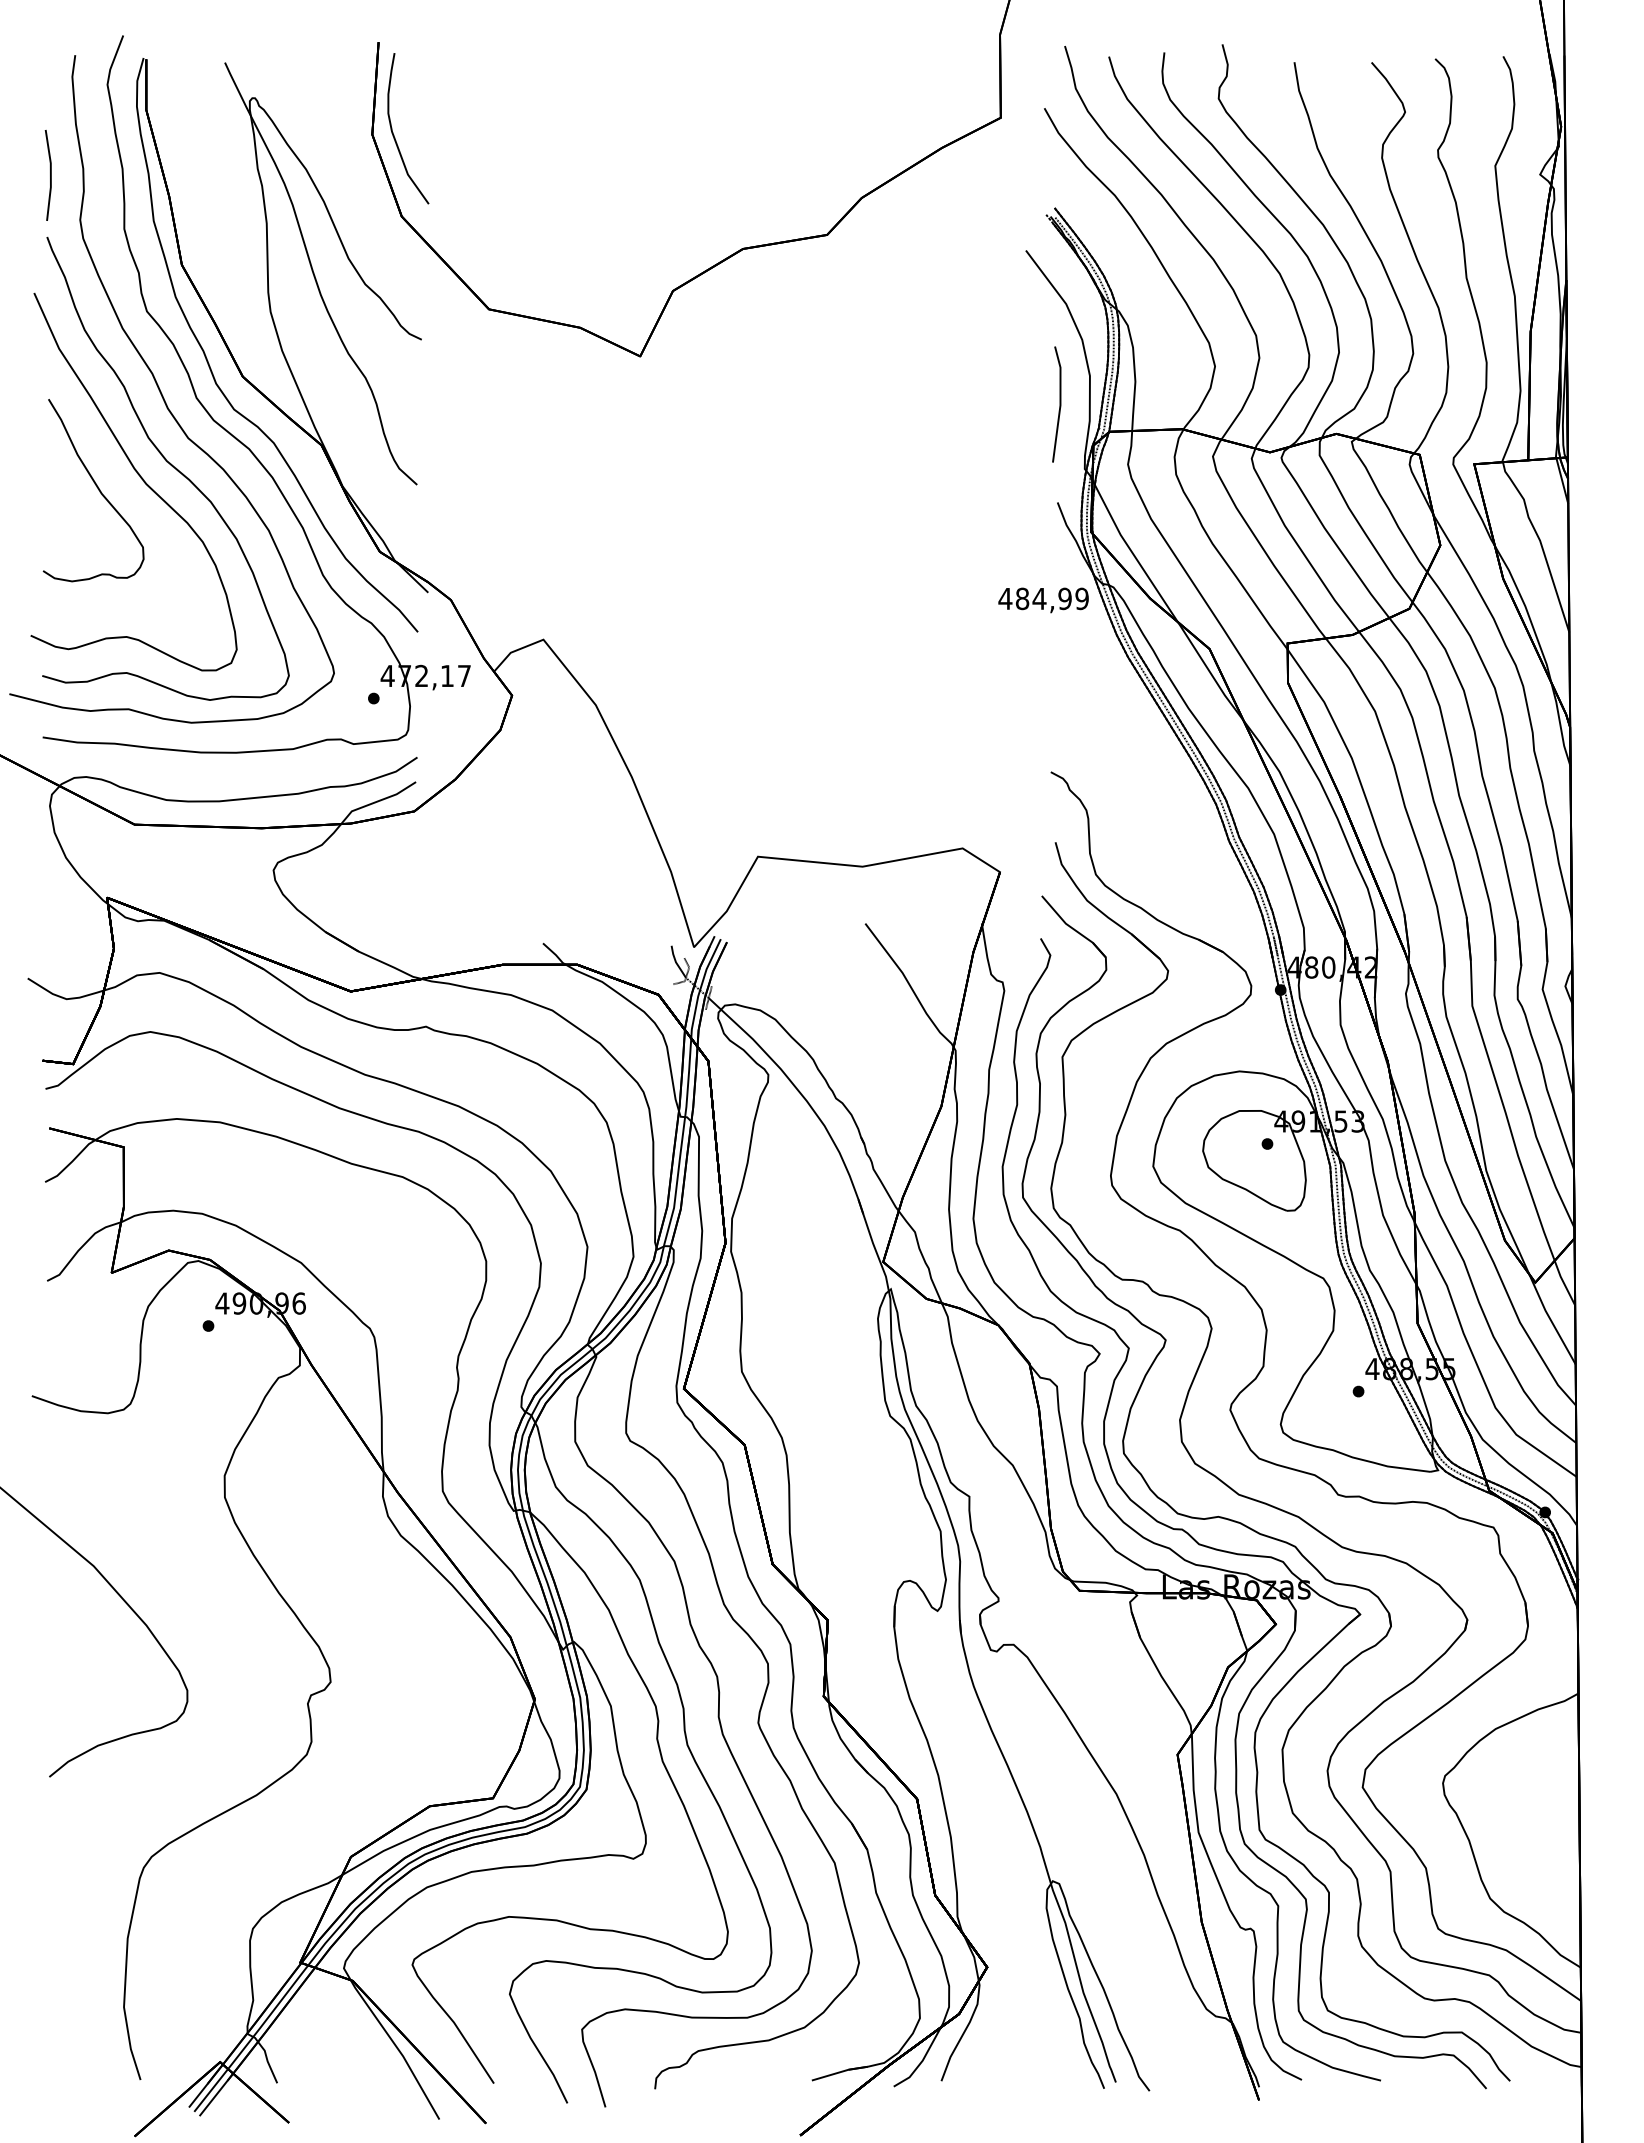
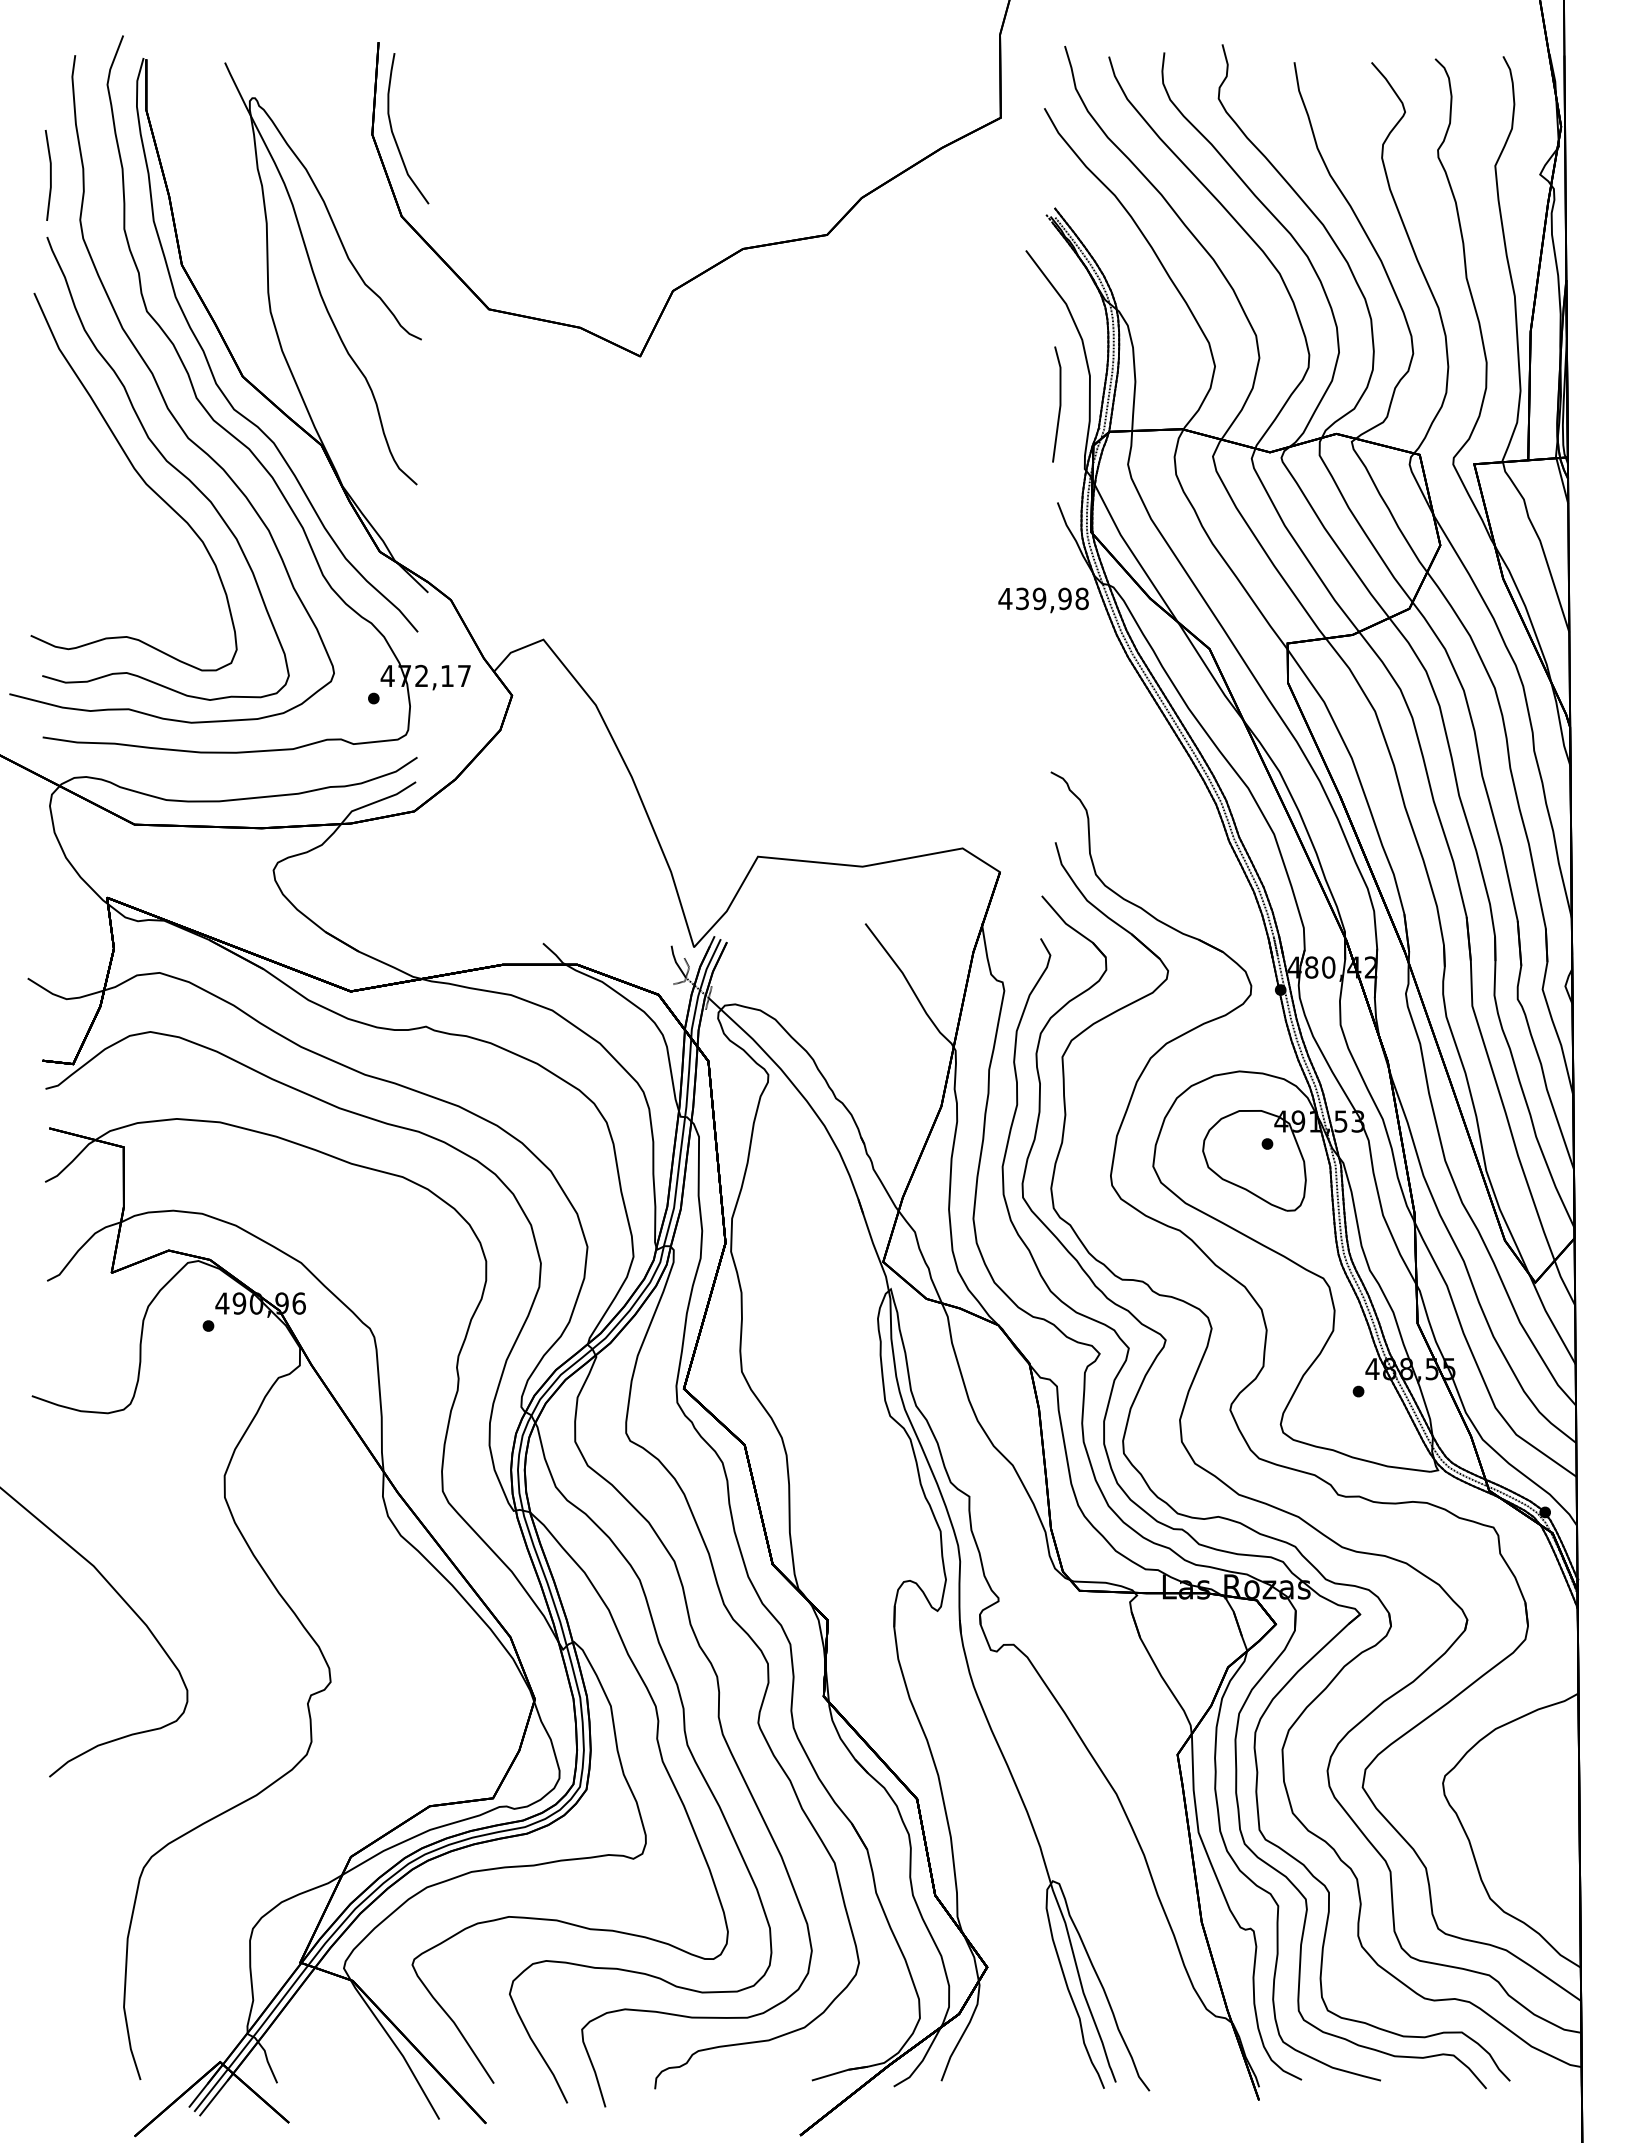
part: present -> none (93, 490)
text: 484,99 -> 439,98 (1051, 598)
